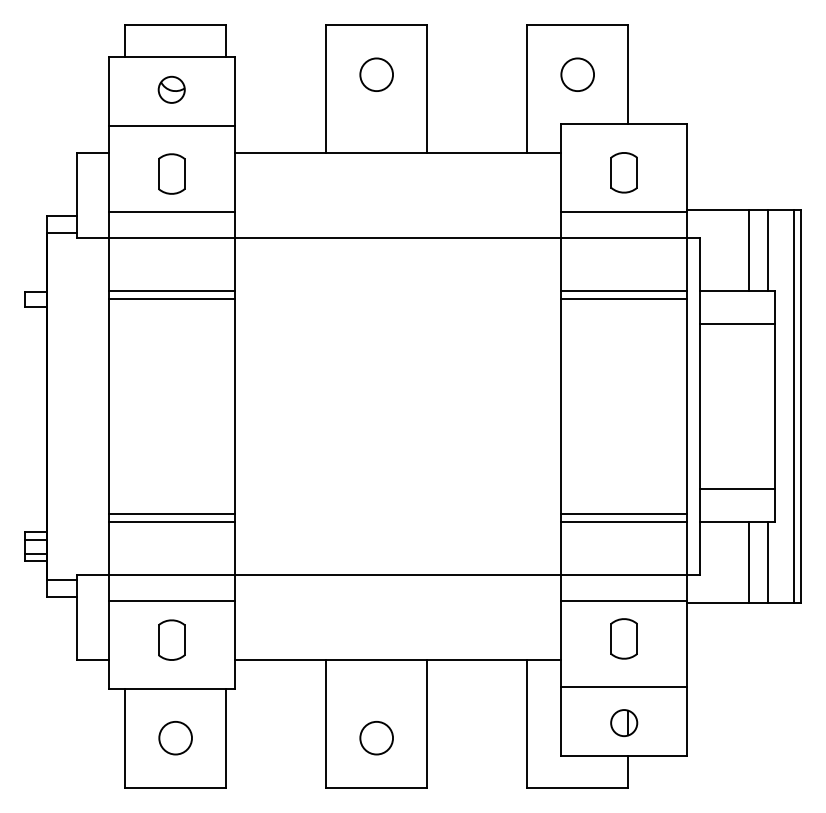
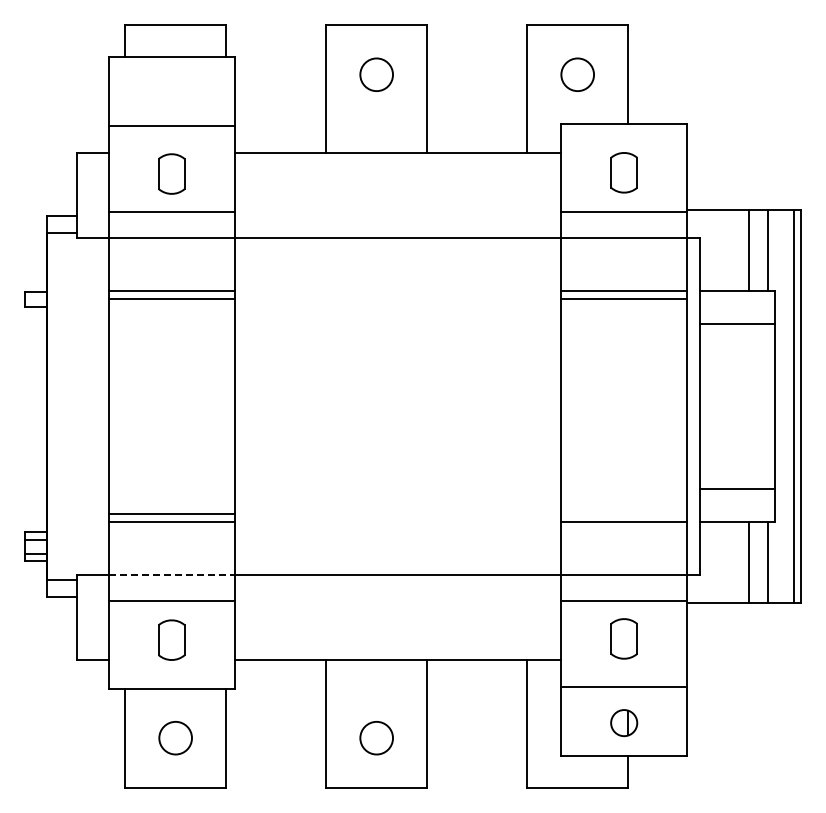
part: present -> none (171, 89)
line: present -> none (624, 514)
line: solid -> dashed (171, 575)
